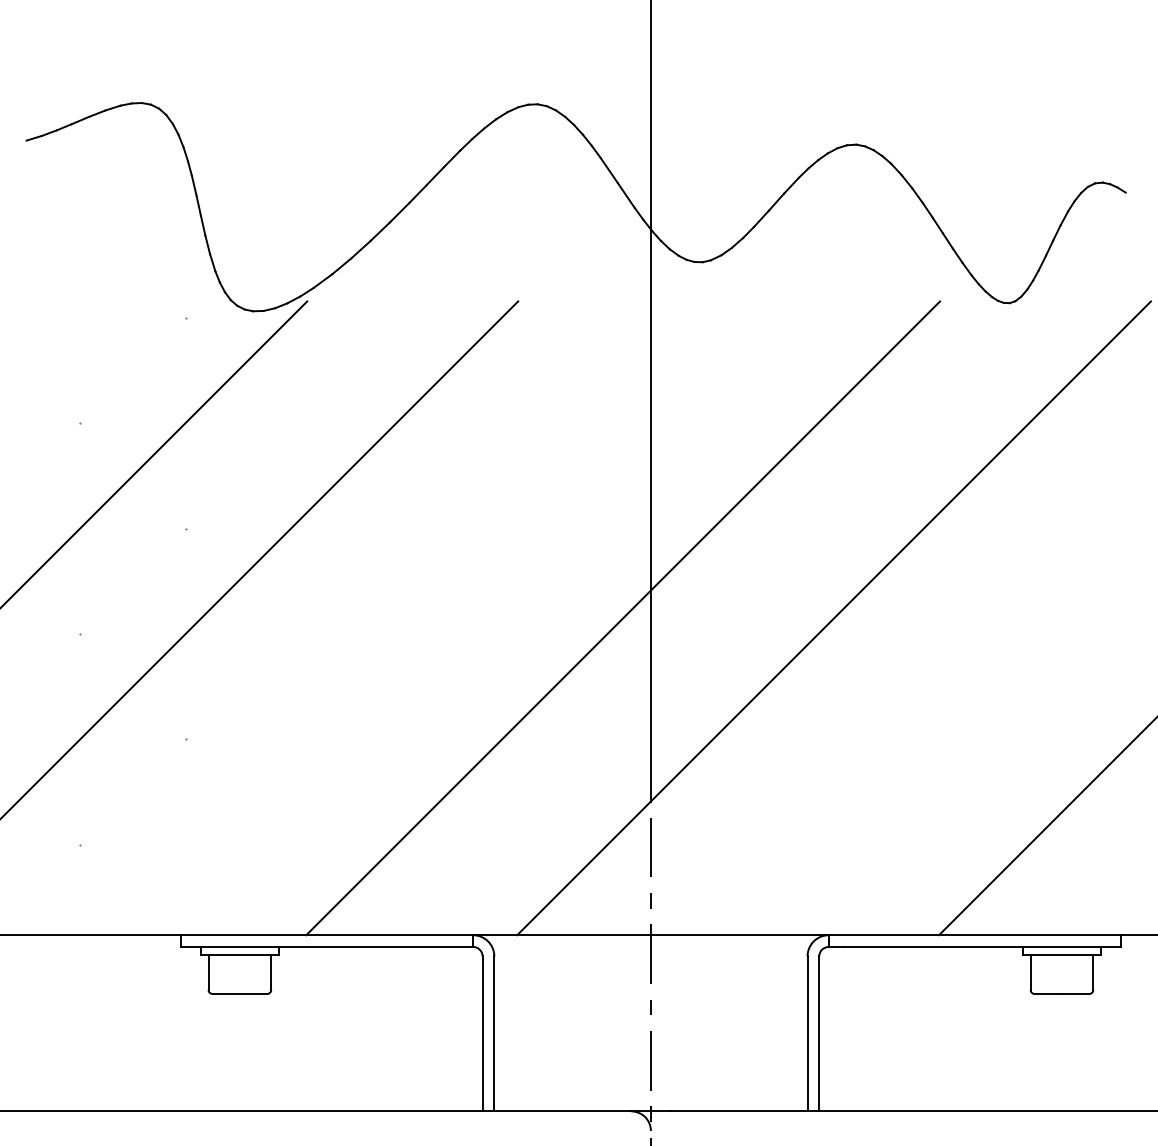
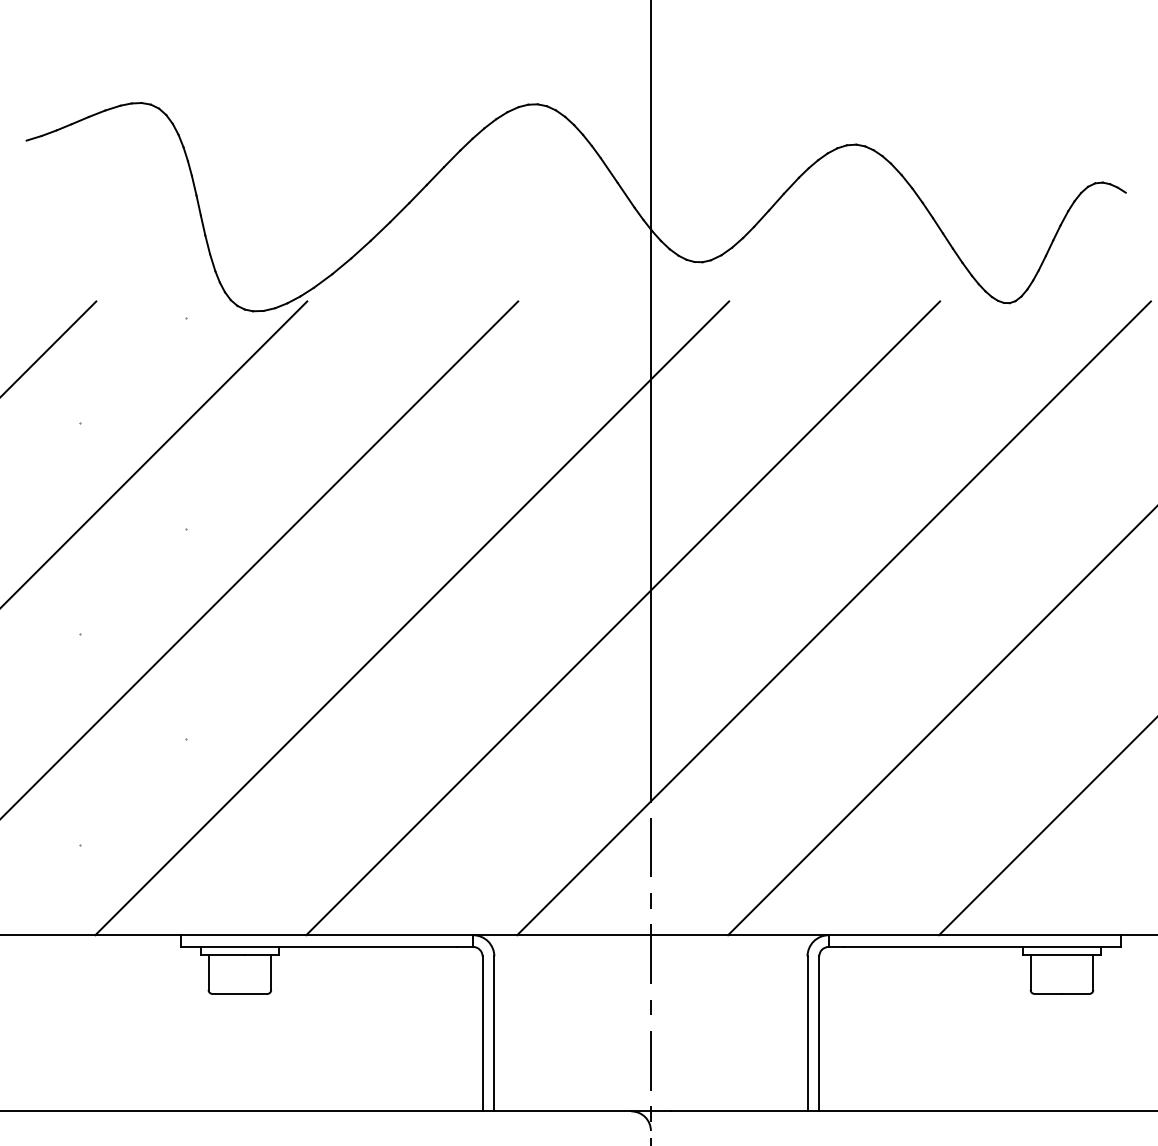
line: none -> present (49, 348)
line: none -> present (412, 618)
line: none -> present (941, 721)
